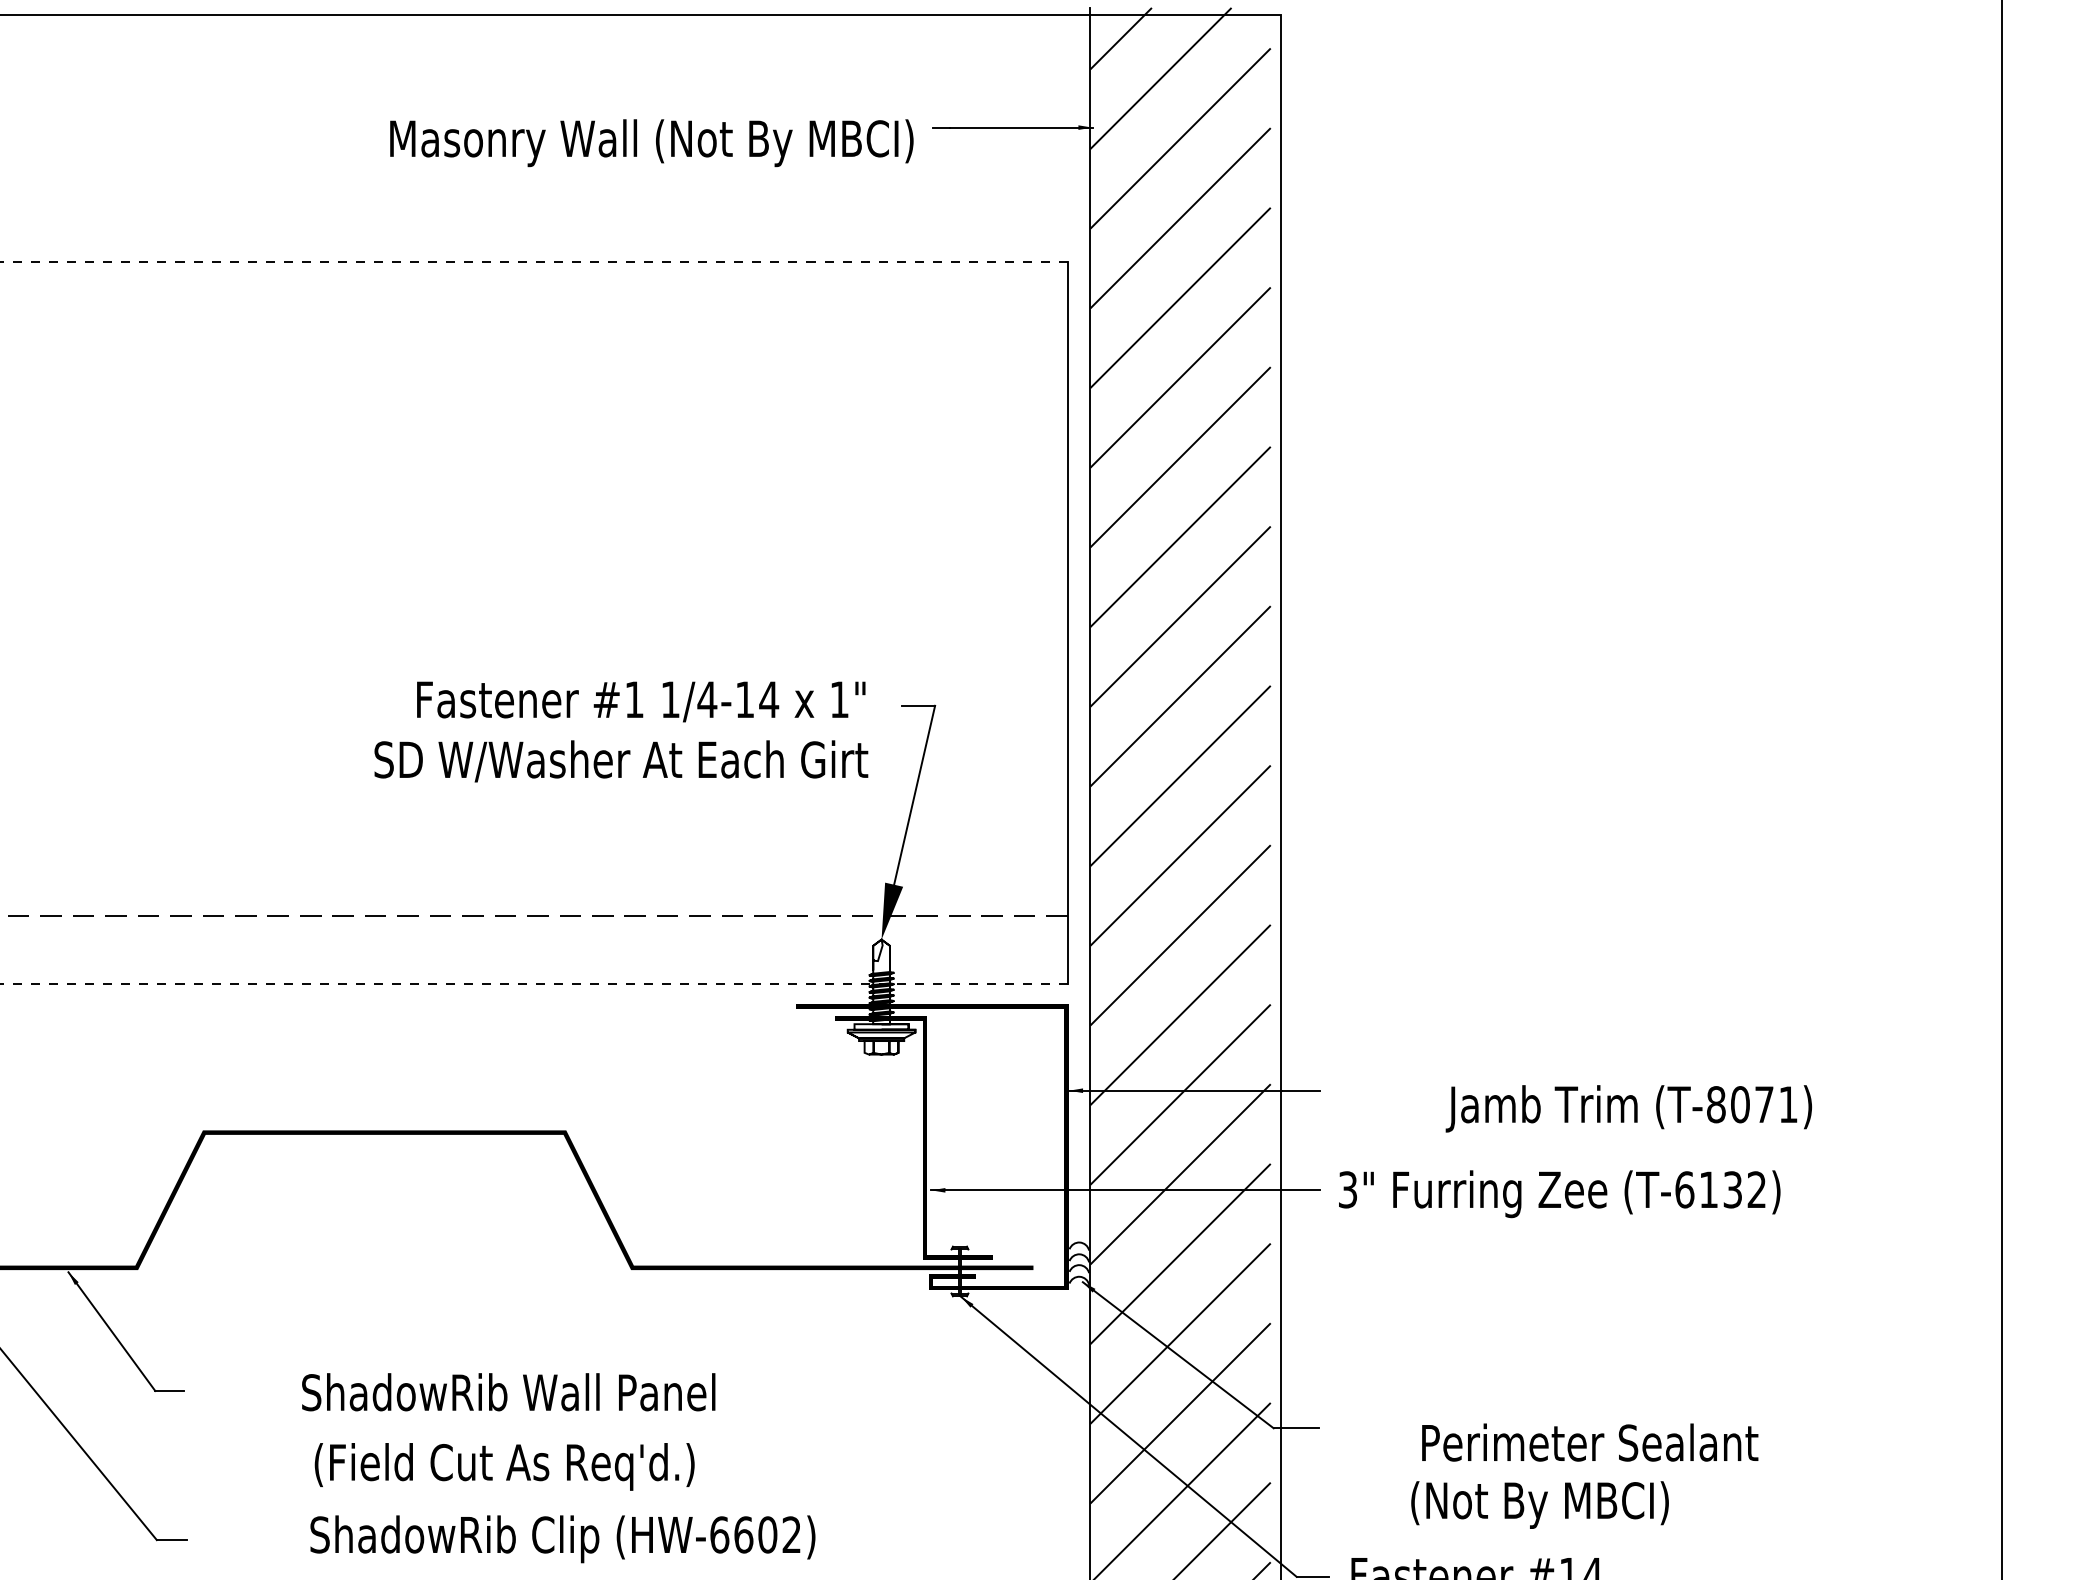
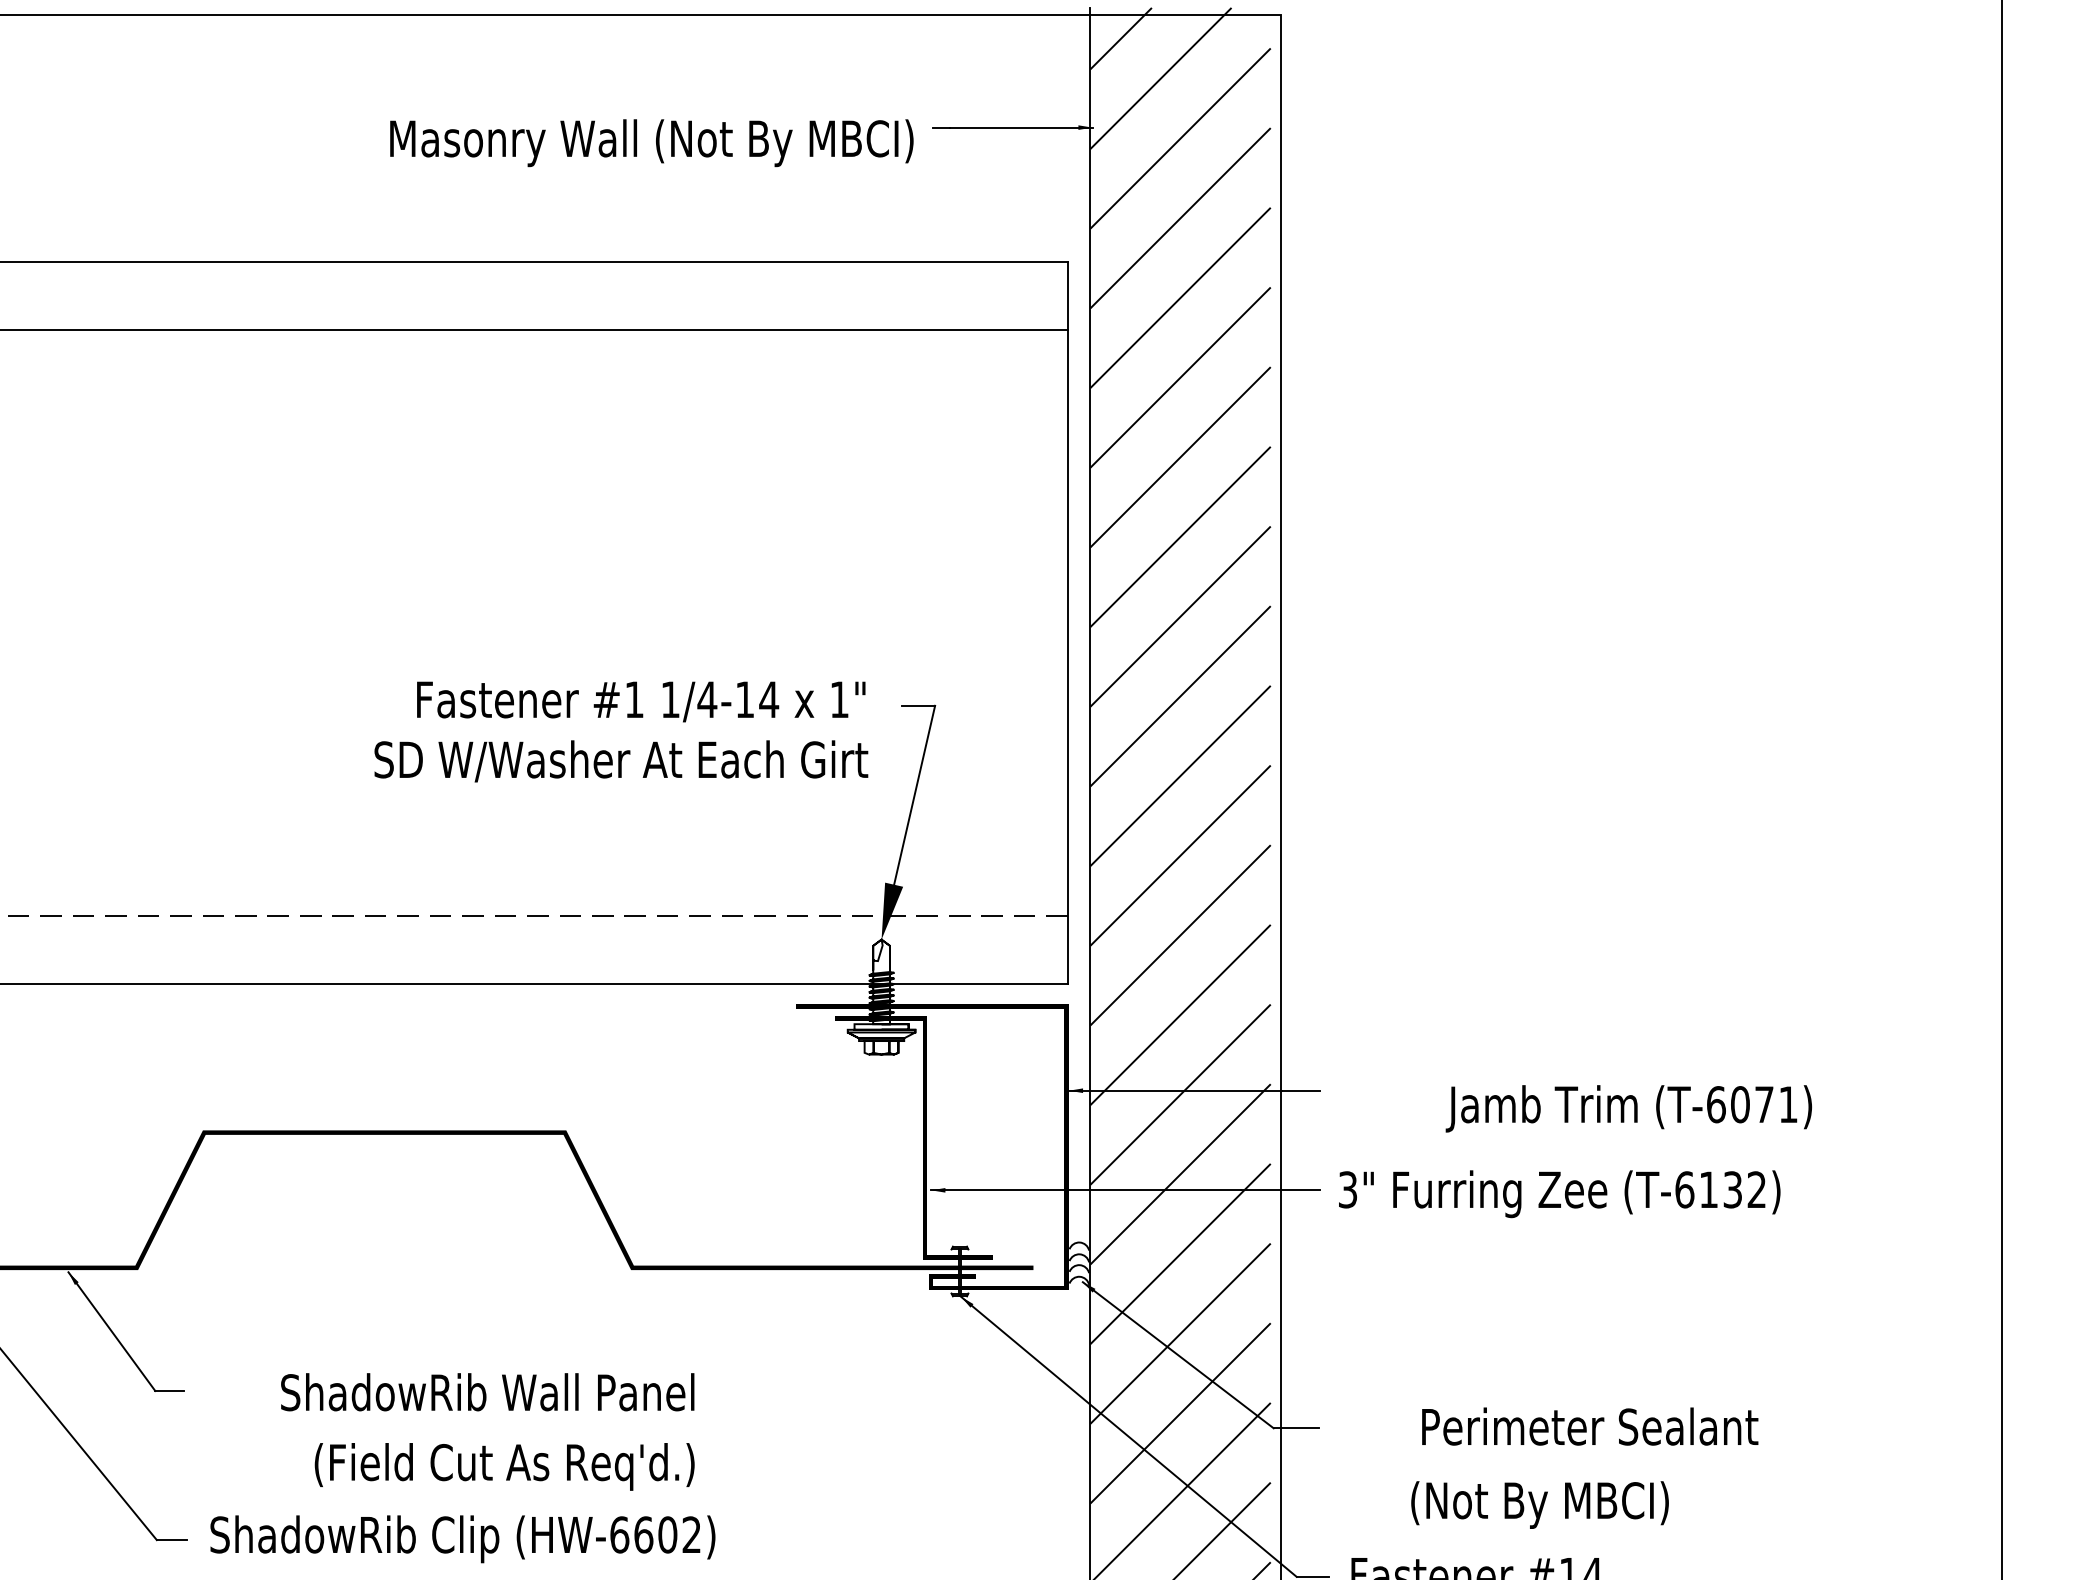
line: dashed -> solid (534, 262)
line: none -> present (534, 330)
line: dashed -> solid (534, 983)
text: (T-8071) -> (T-6071) (1716, 1104)
text position: (508, 1392) -> (487, 1392) (487, 1392)
text position: (1590, 1442) -> (1590, 1426) (1590, 1426)
text position: (562, 1539) -> (462, 1539) (462, 1539)
